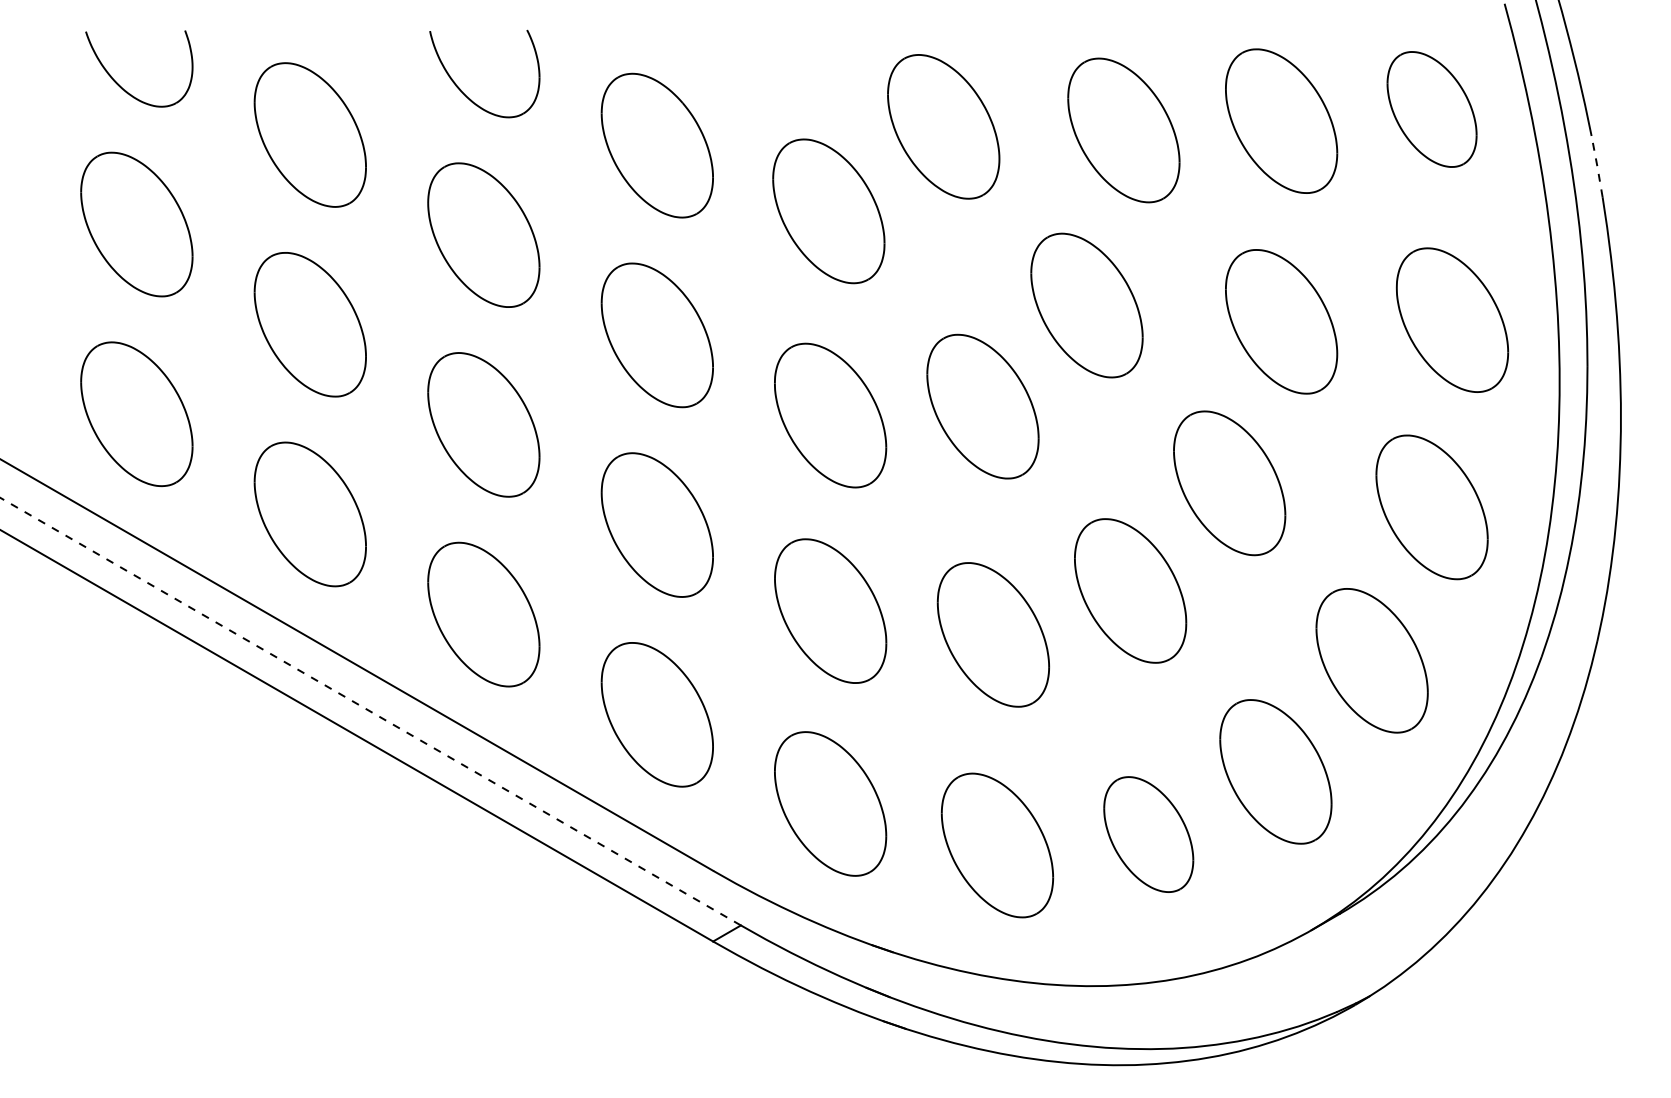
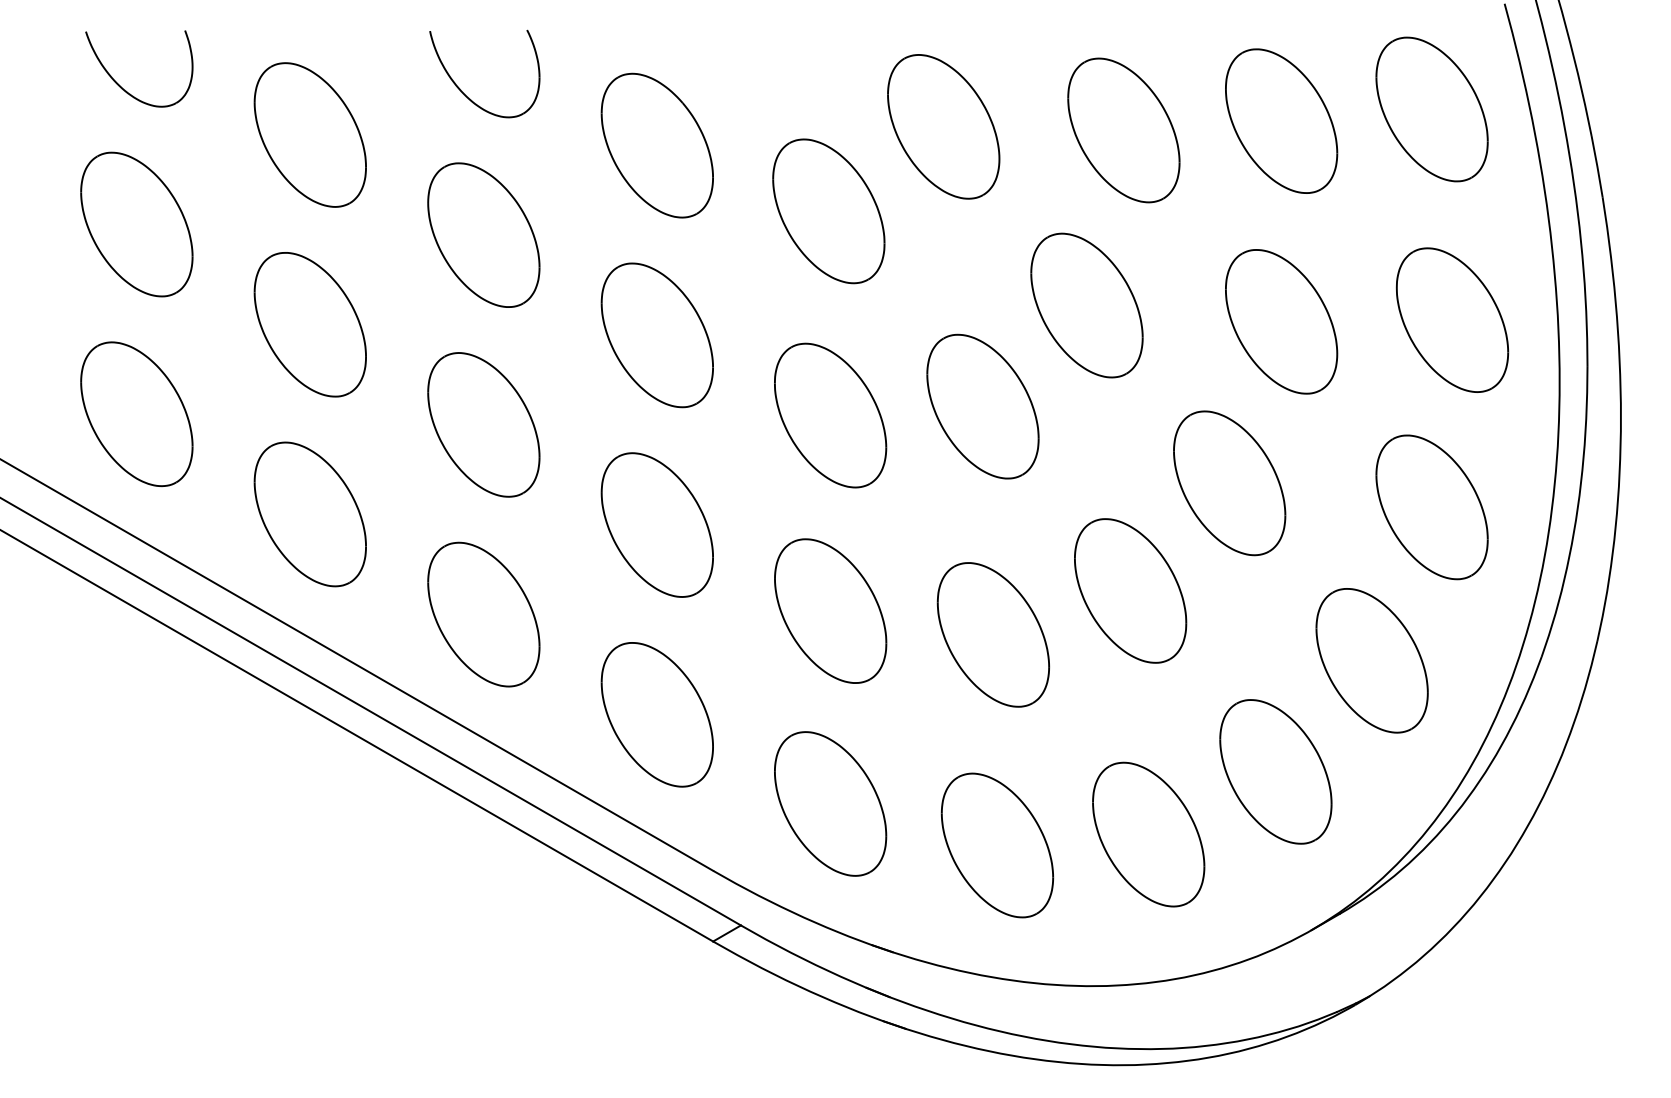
part size: 92x117 px -> 114x147 px (1431, 109)
line: dashed -> solid (1597, 166)
line: dashed -> solid (371, 712)
part size: 92x117 px -> 114x147 px (1148, 834)
